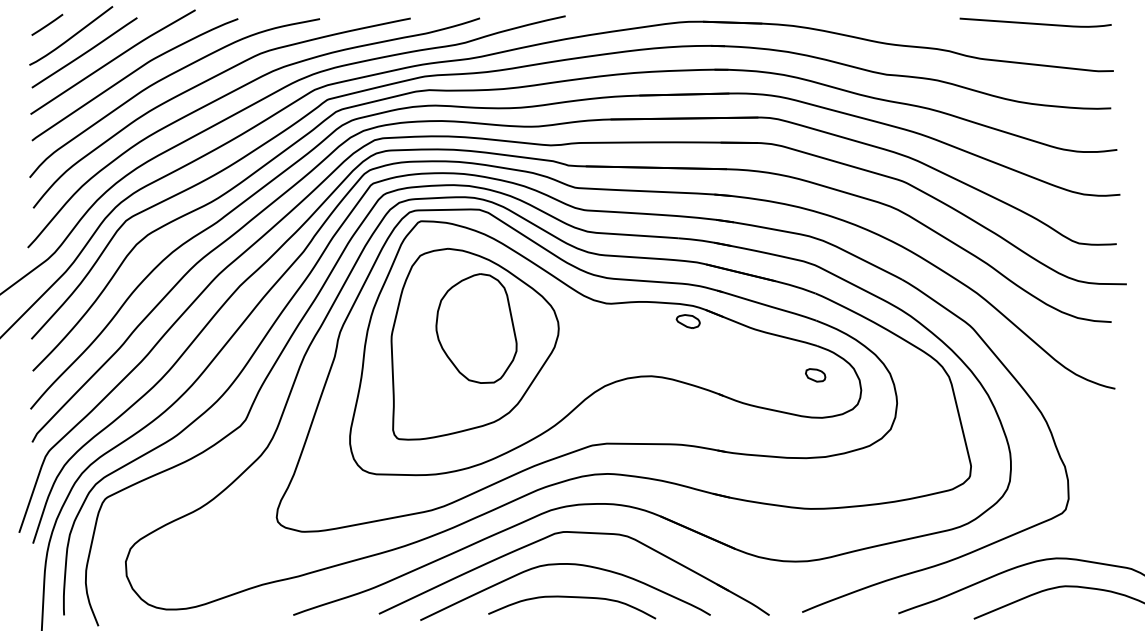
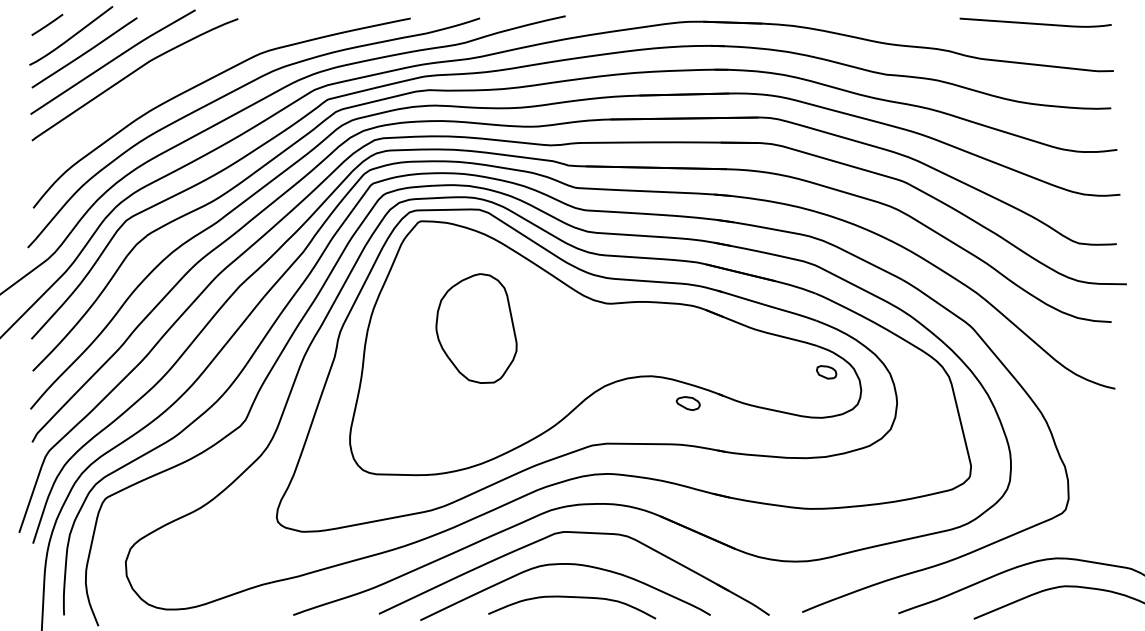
curve: present -> none (164, 79)
part position: (687, 321) -> (687, 403) (687, 403)
part: present -> none (474, 343)
part position: (815, 375) -> (826, 372) (826, 372)
